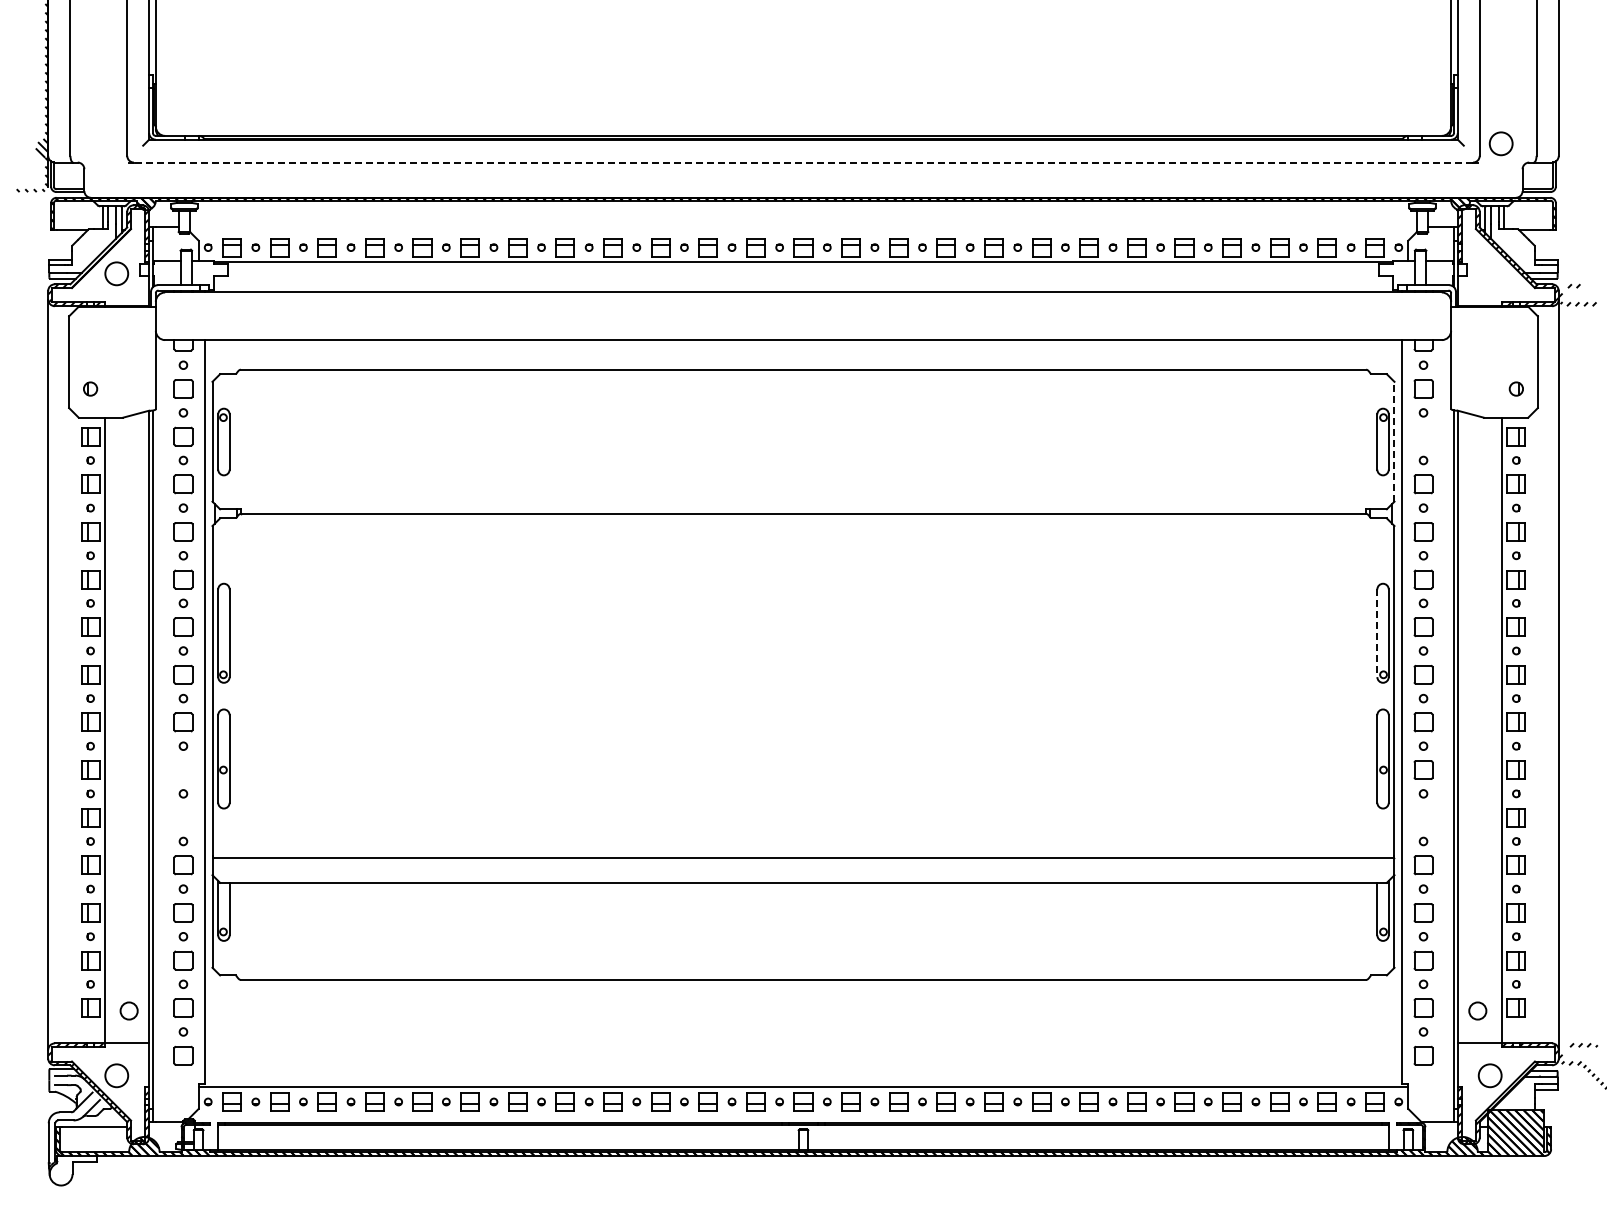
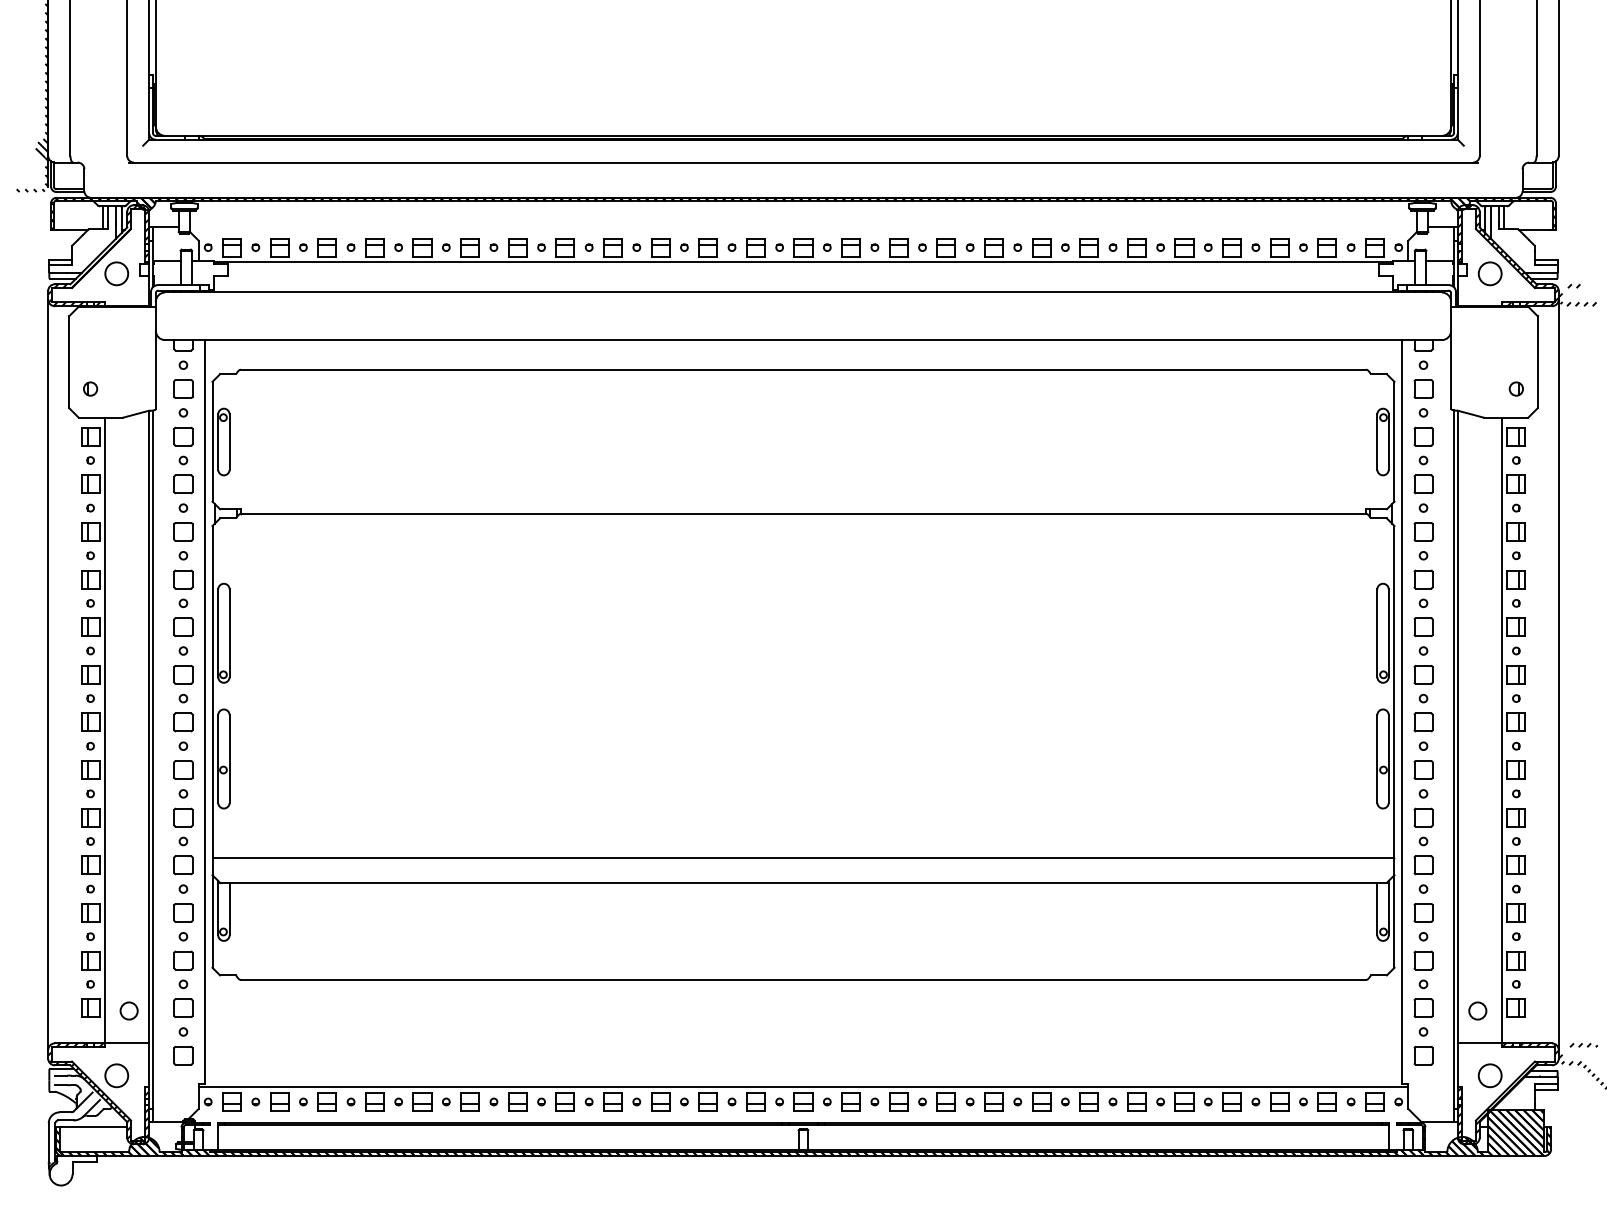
circle position: (1500, 143) -> (1489, 273) (1489, 273)
line: dashed -> solid (803, 162)
part: none -> present (1423, 436)
line: dashed -> solid (1394, 441)
line: dashed -> solid (1377, 633)
part: none -> present (183, 769)
part: none -> present (183, 817)
part: none -> present (1423, 817)
